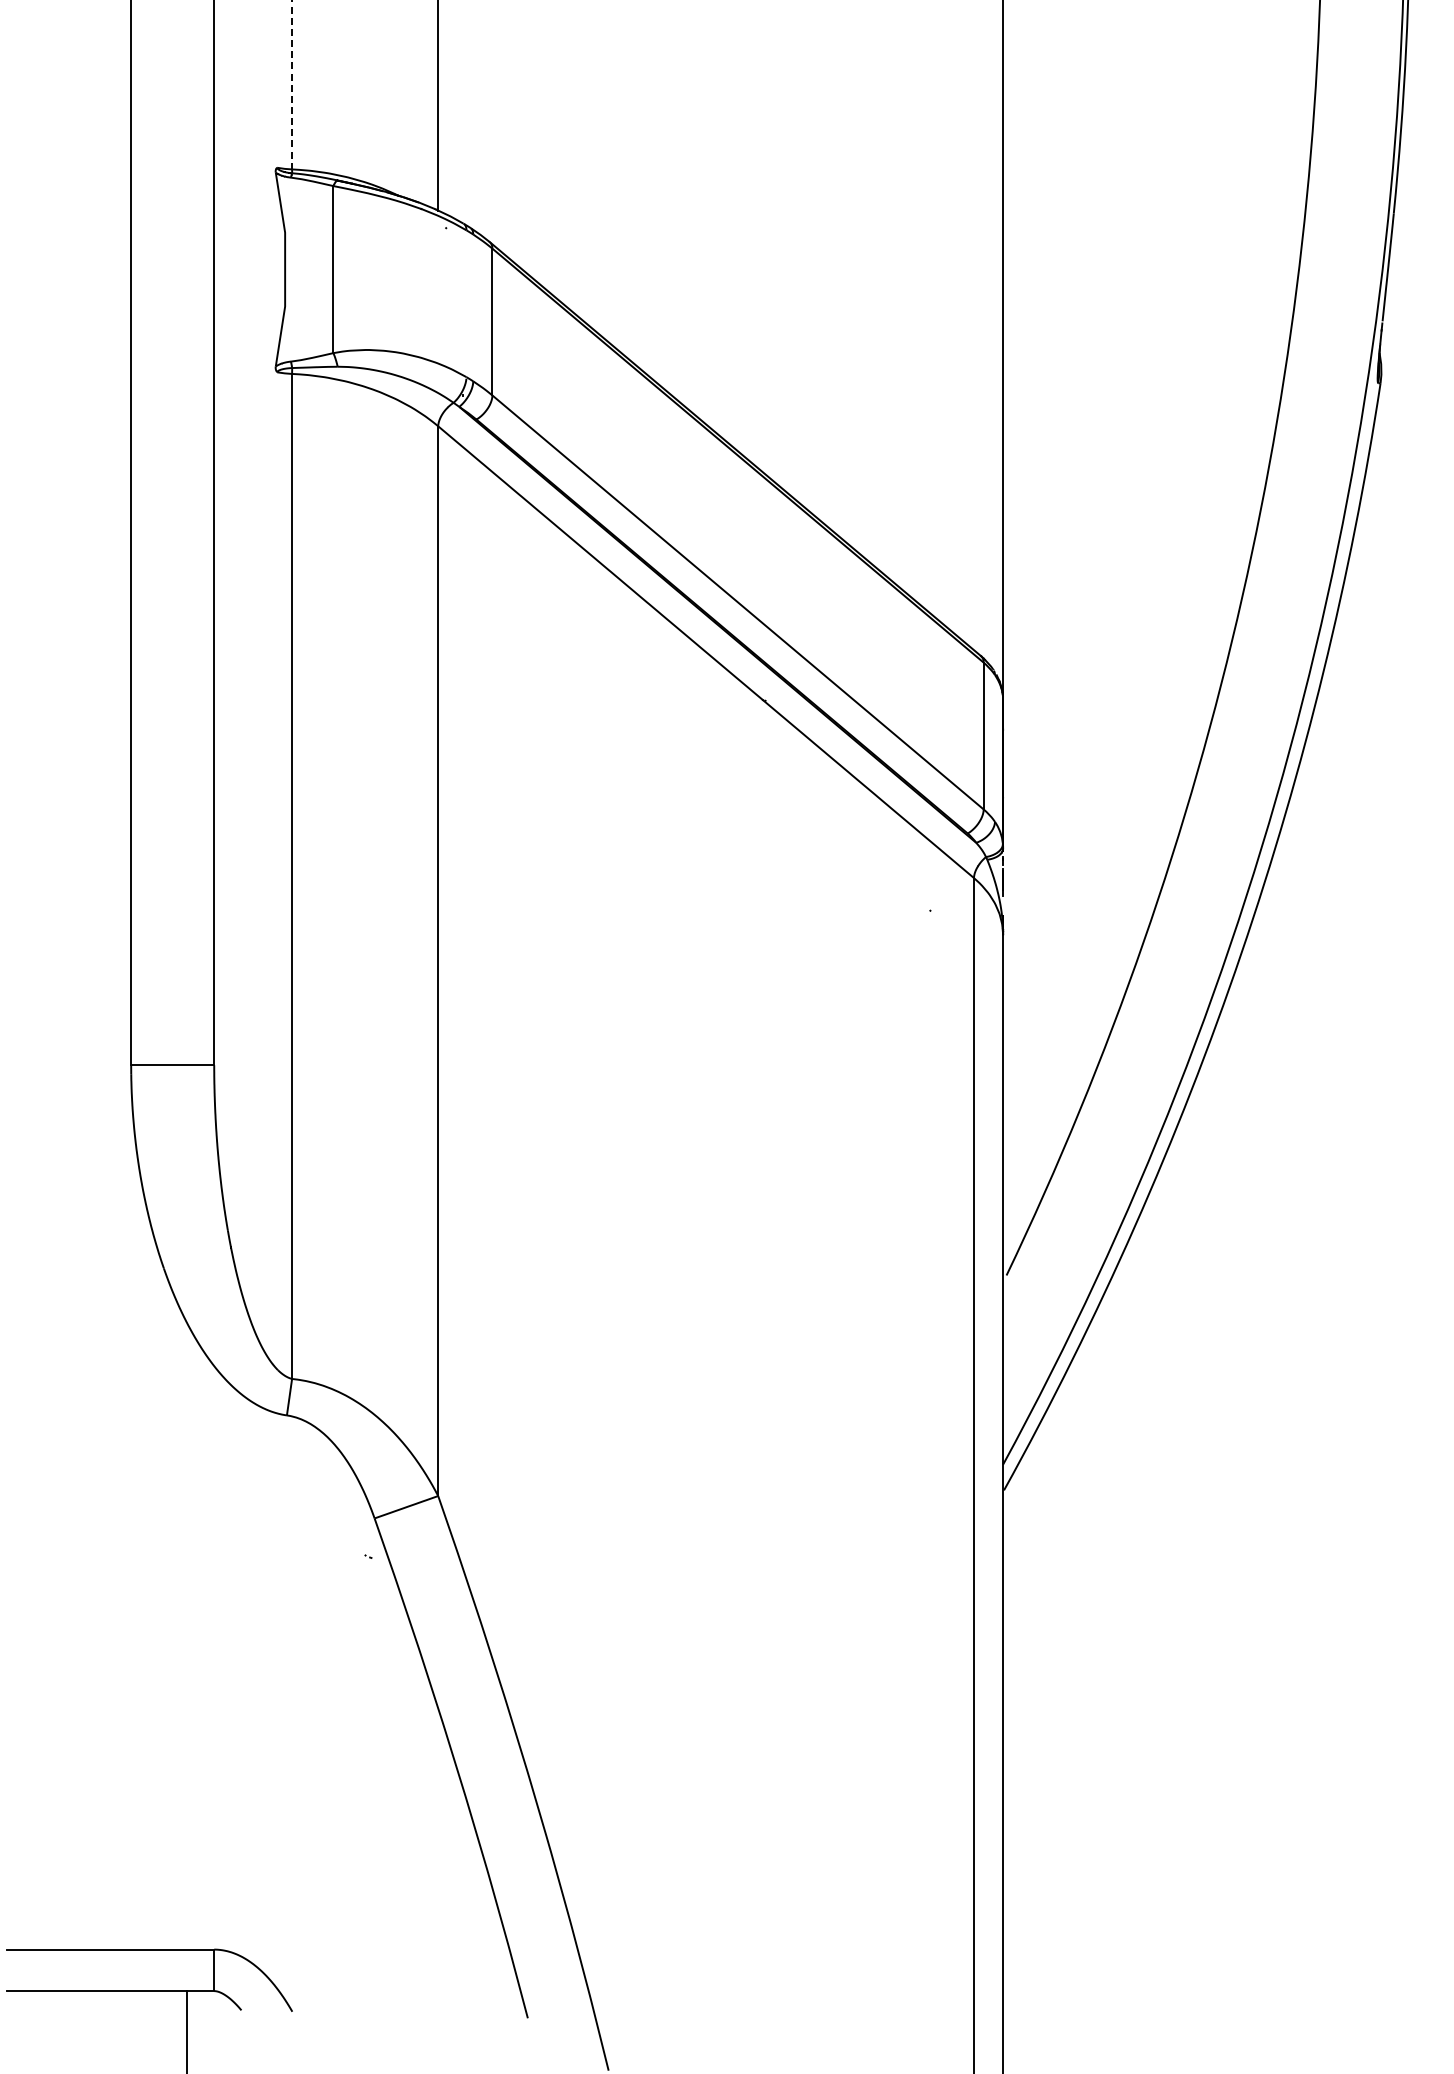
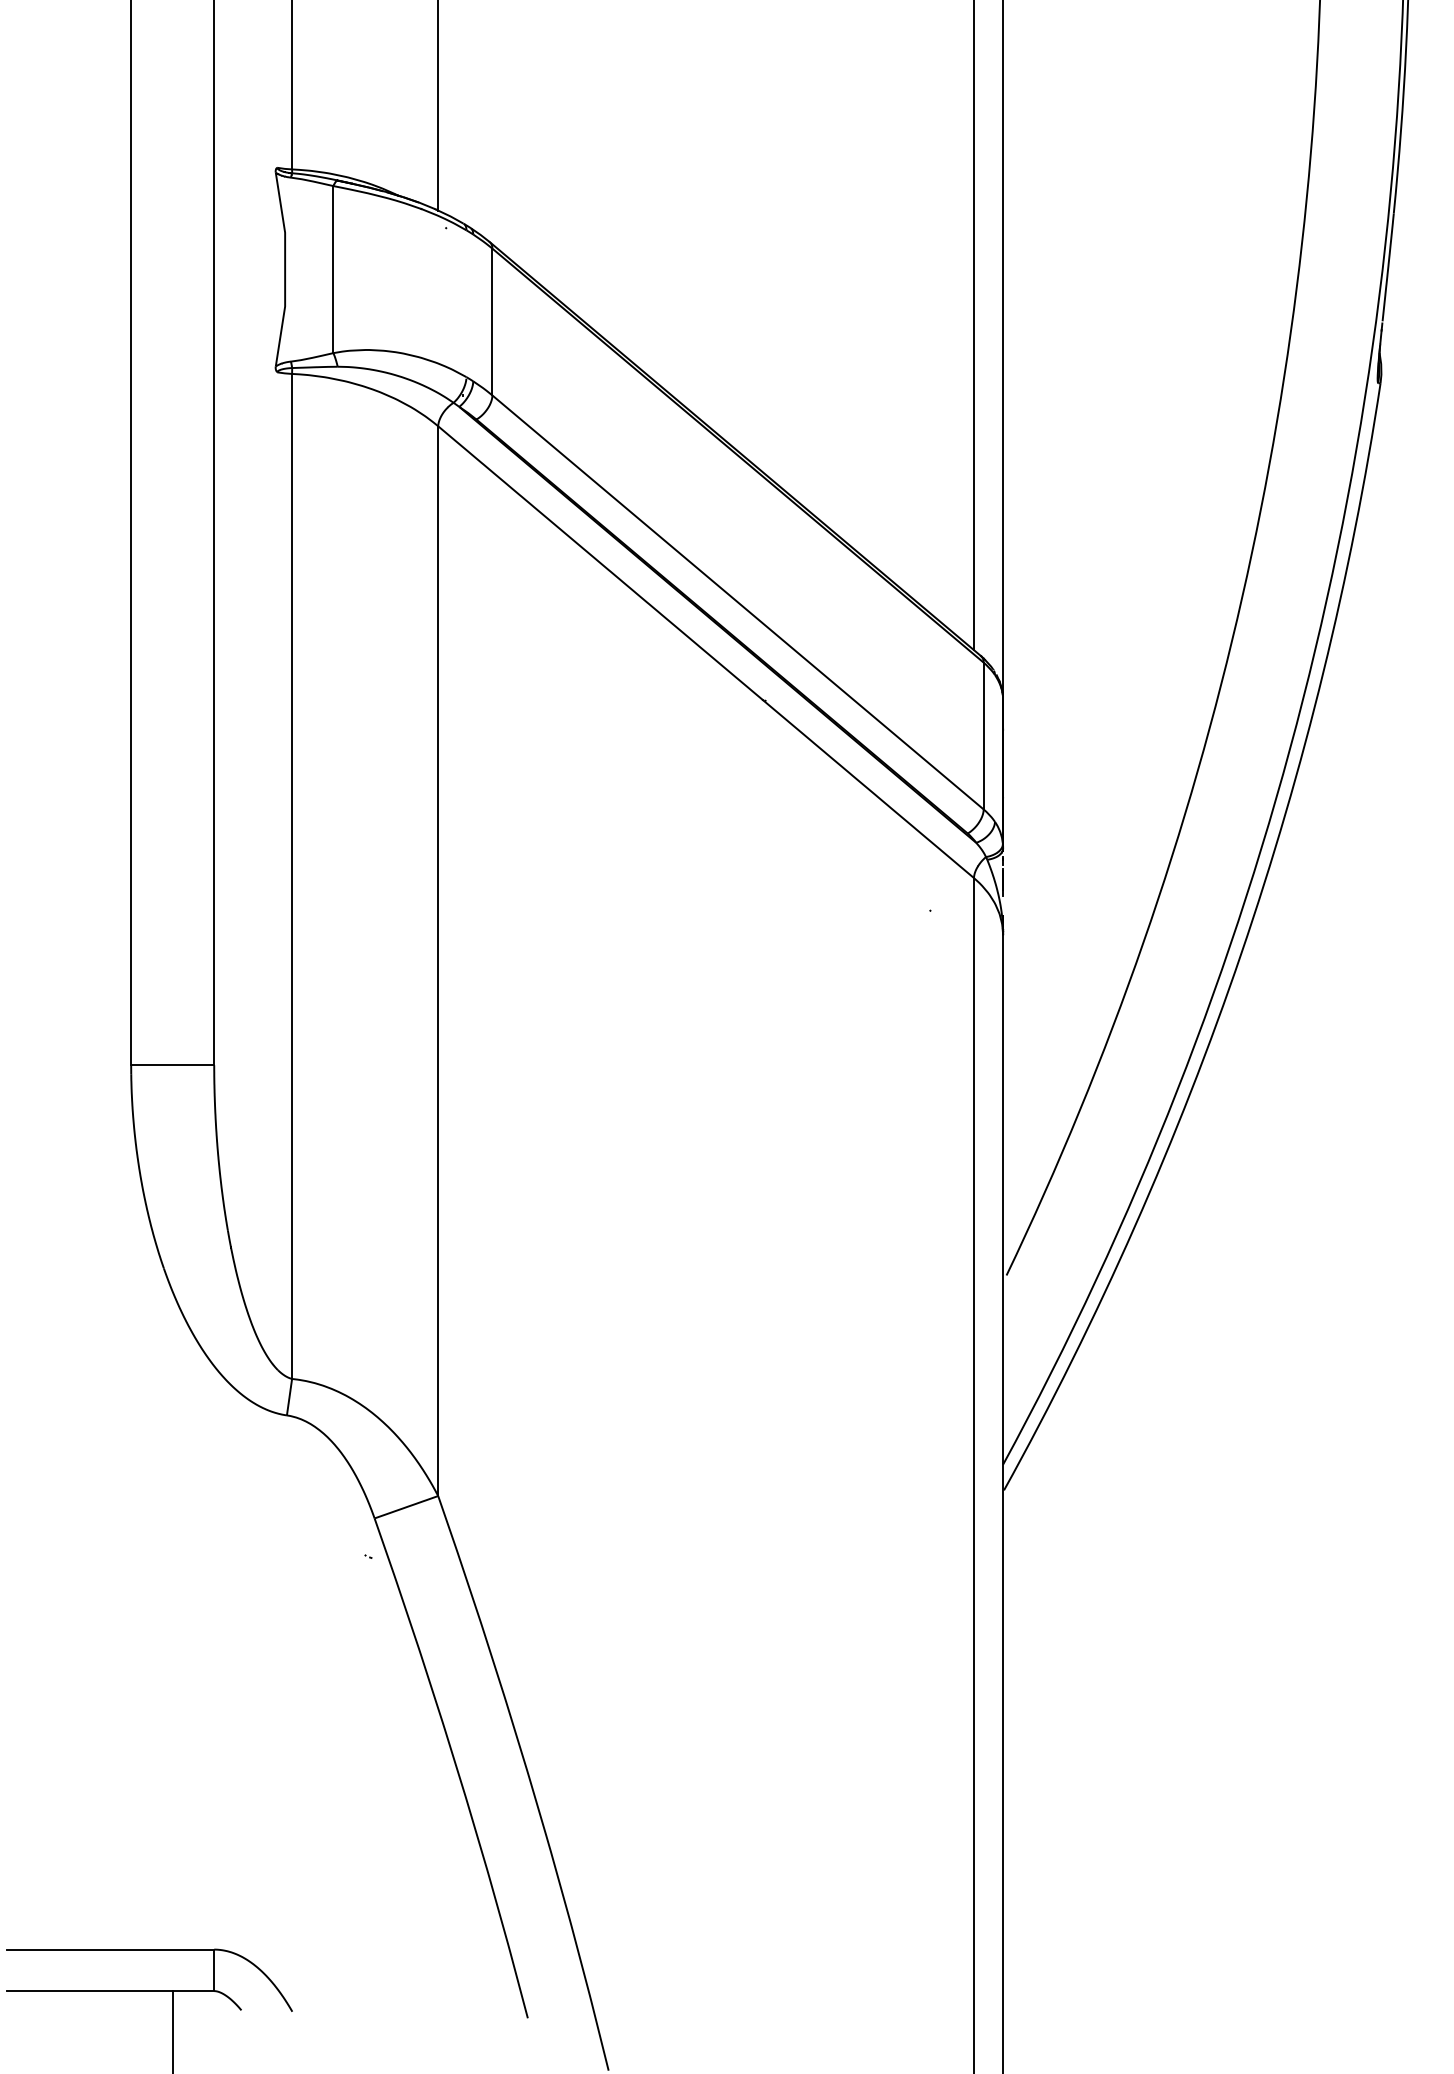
line: dashed -> solid (292, 85)
line: none -> present (973, 326)
line position: (186, 2030) -> (172, 2030) (172, 2030)
